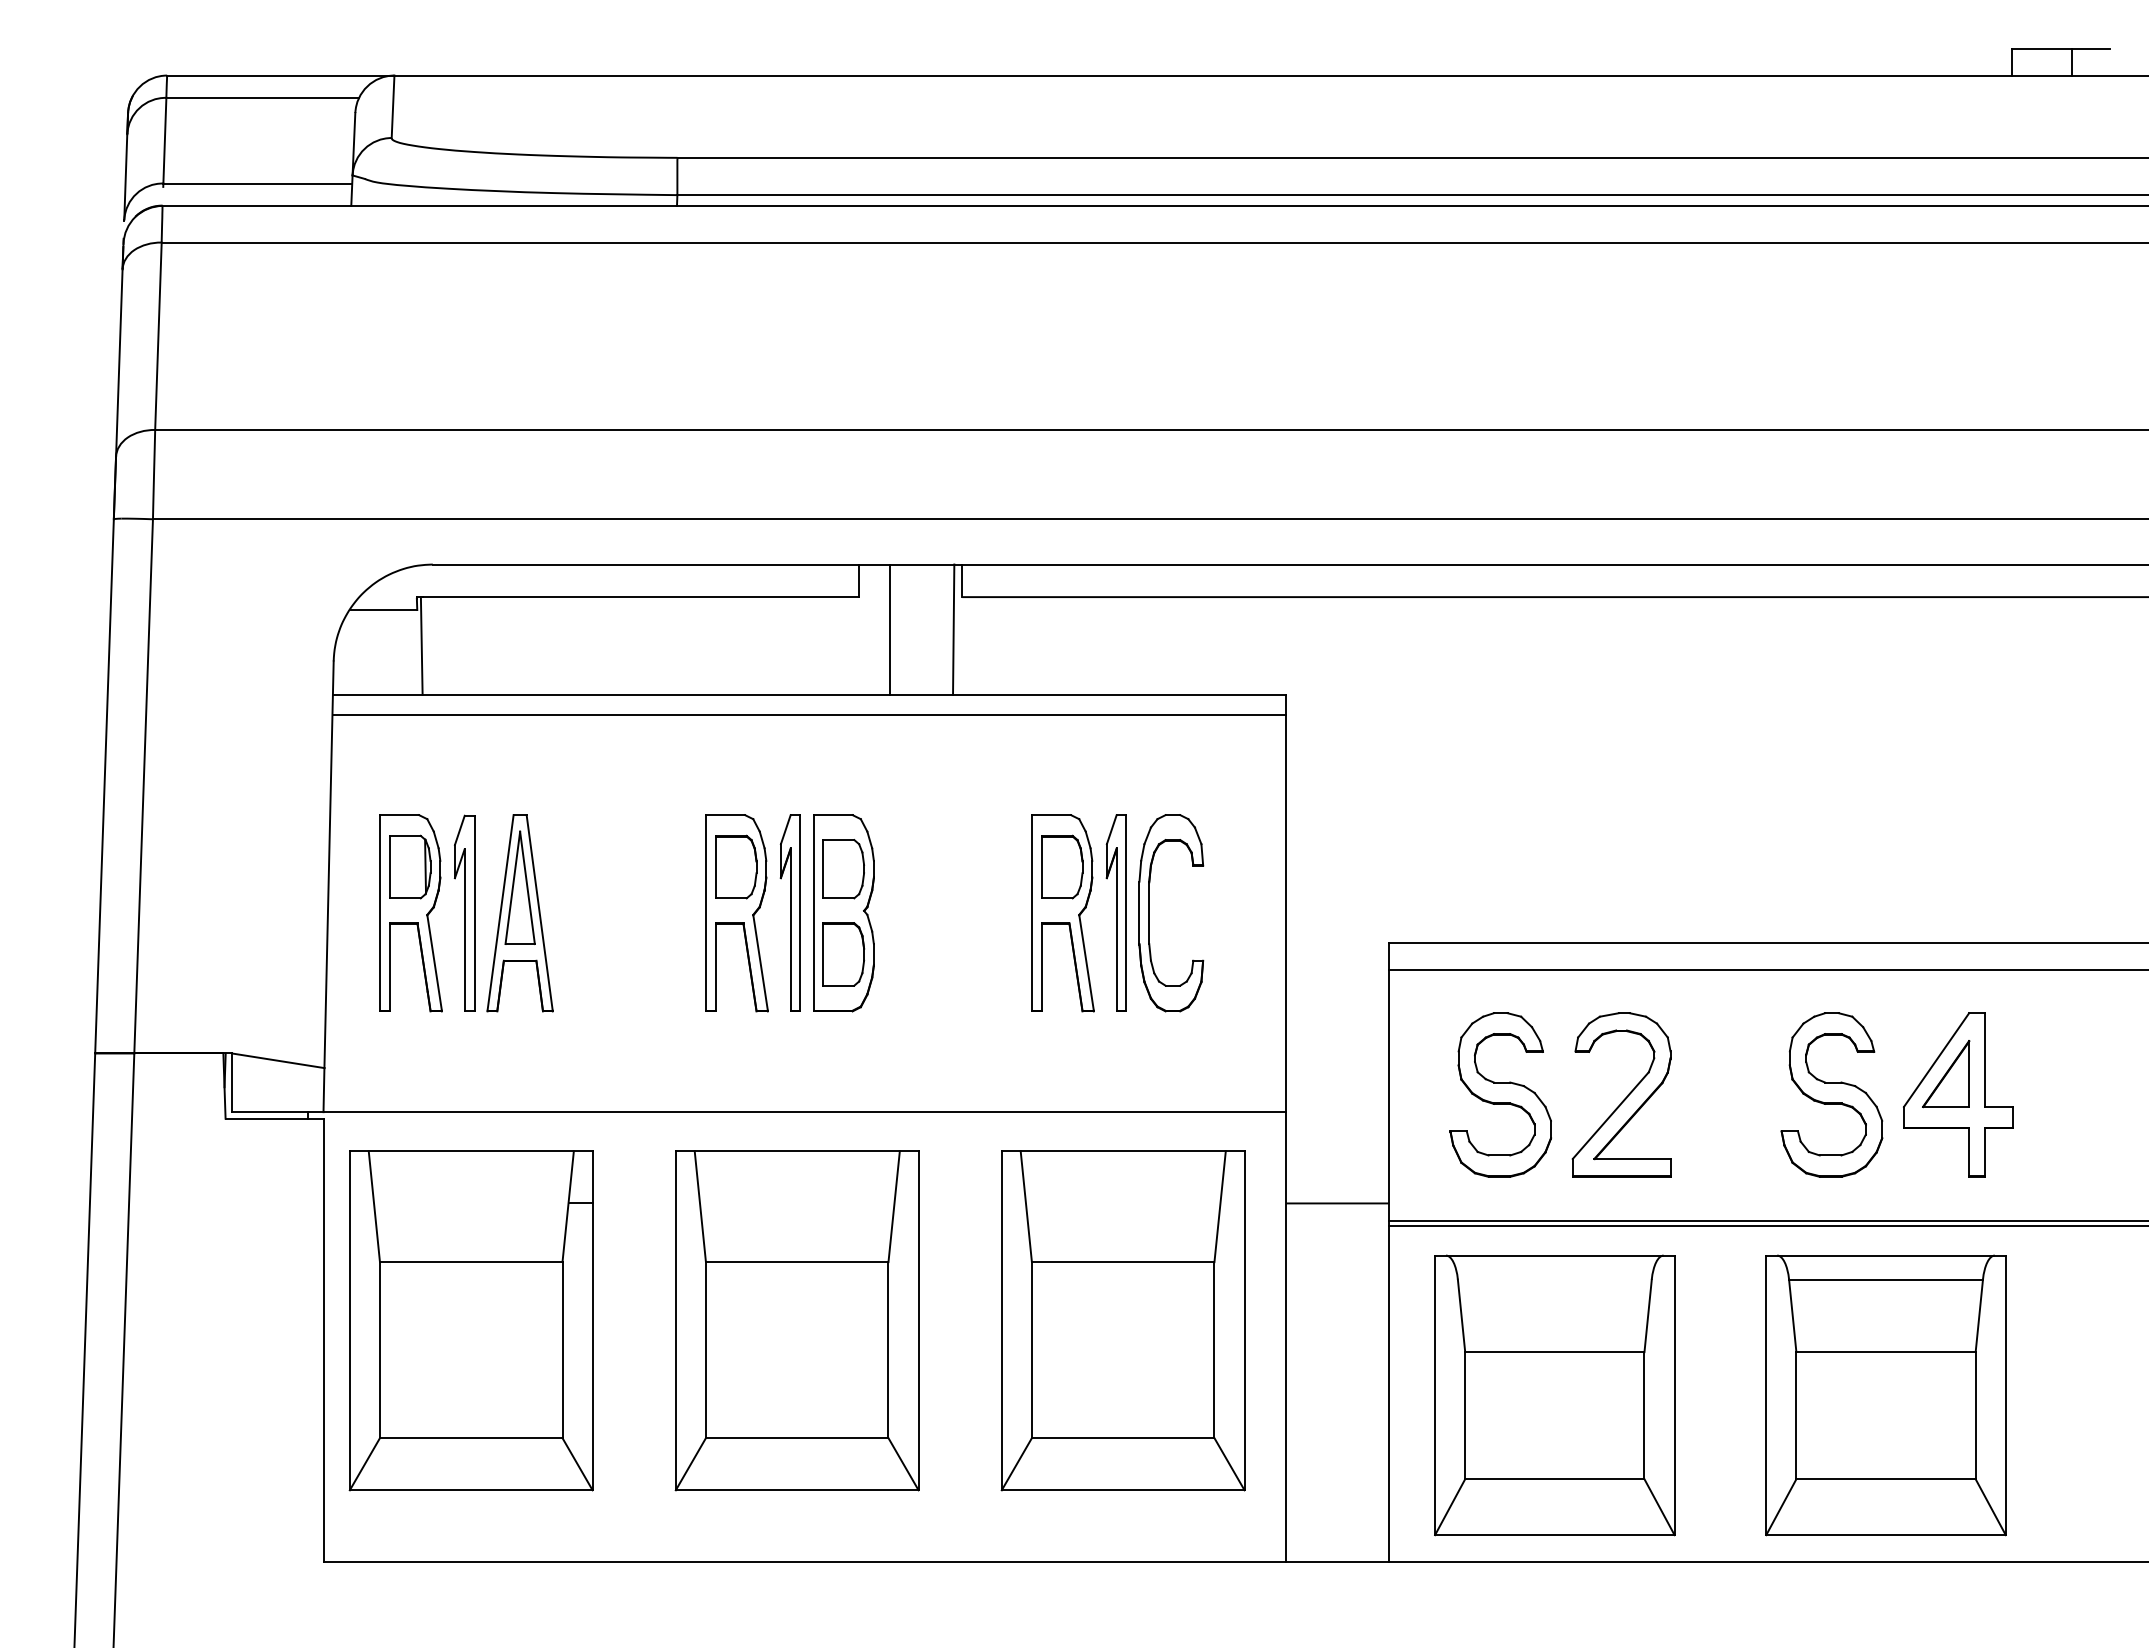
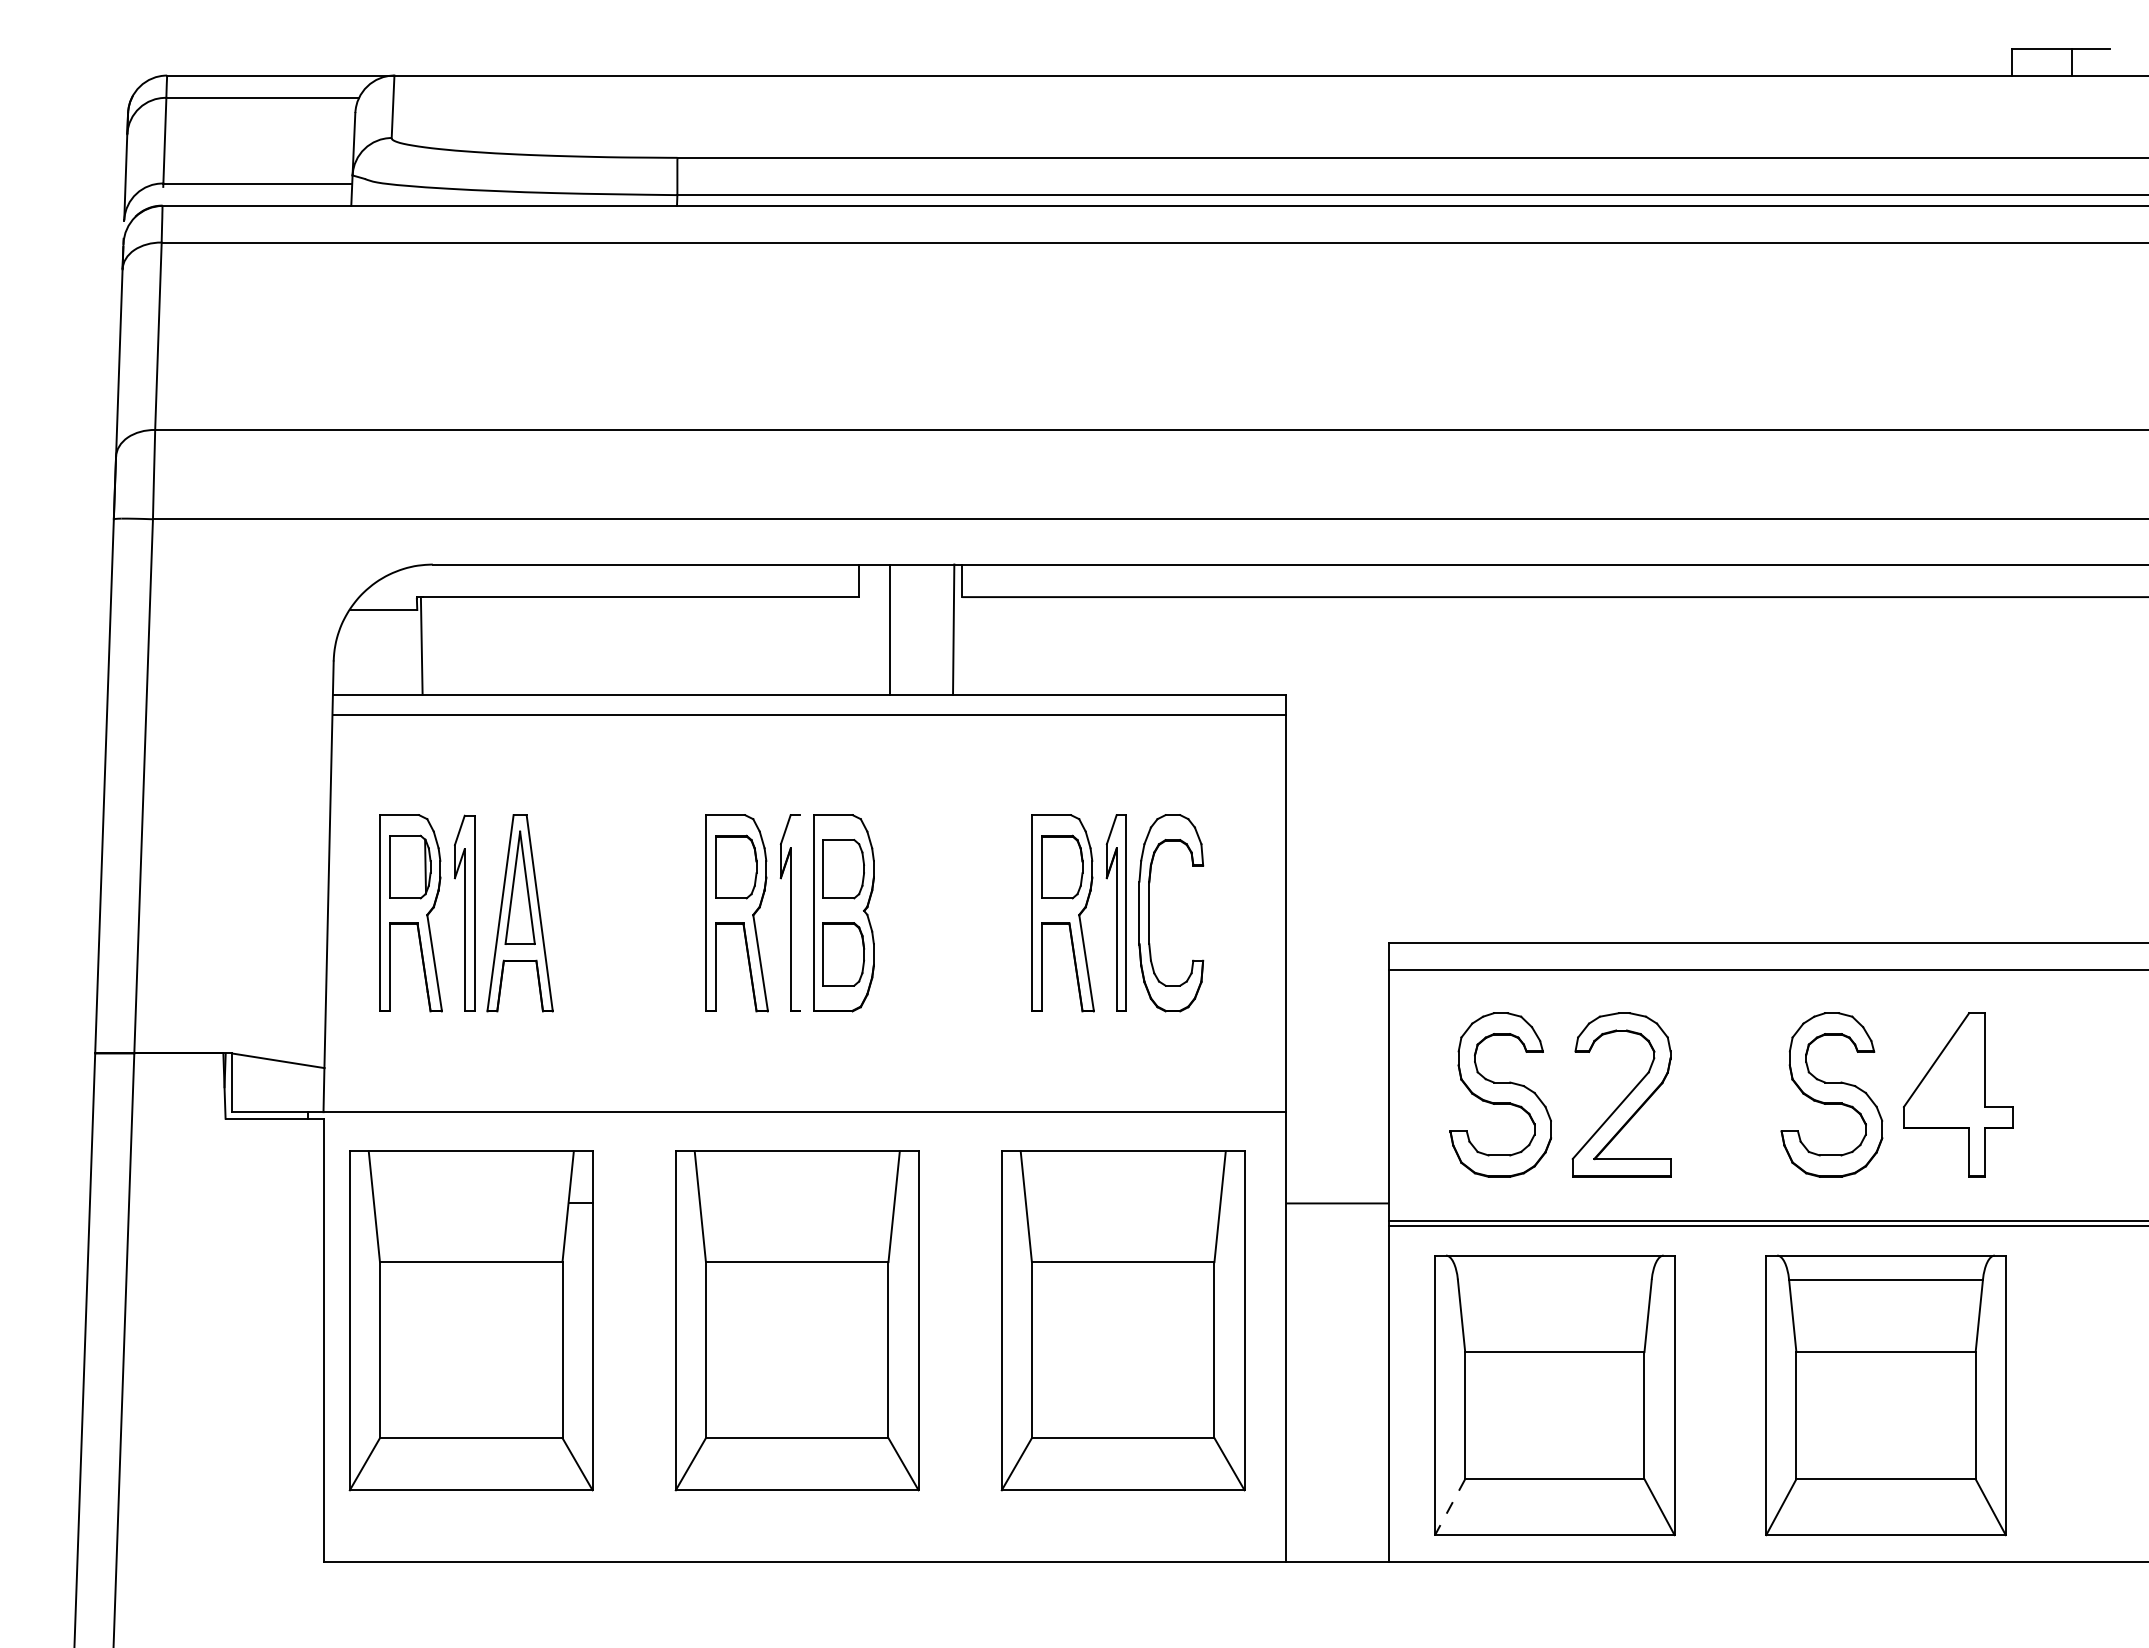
line: present -> none (800, 912)
part: present -> none (1946, 1074)
line: solid -> dashed (1450, 1507)
